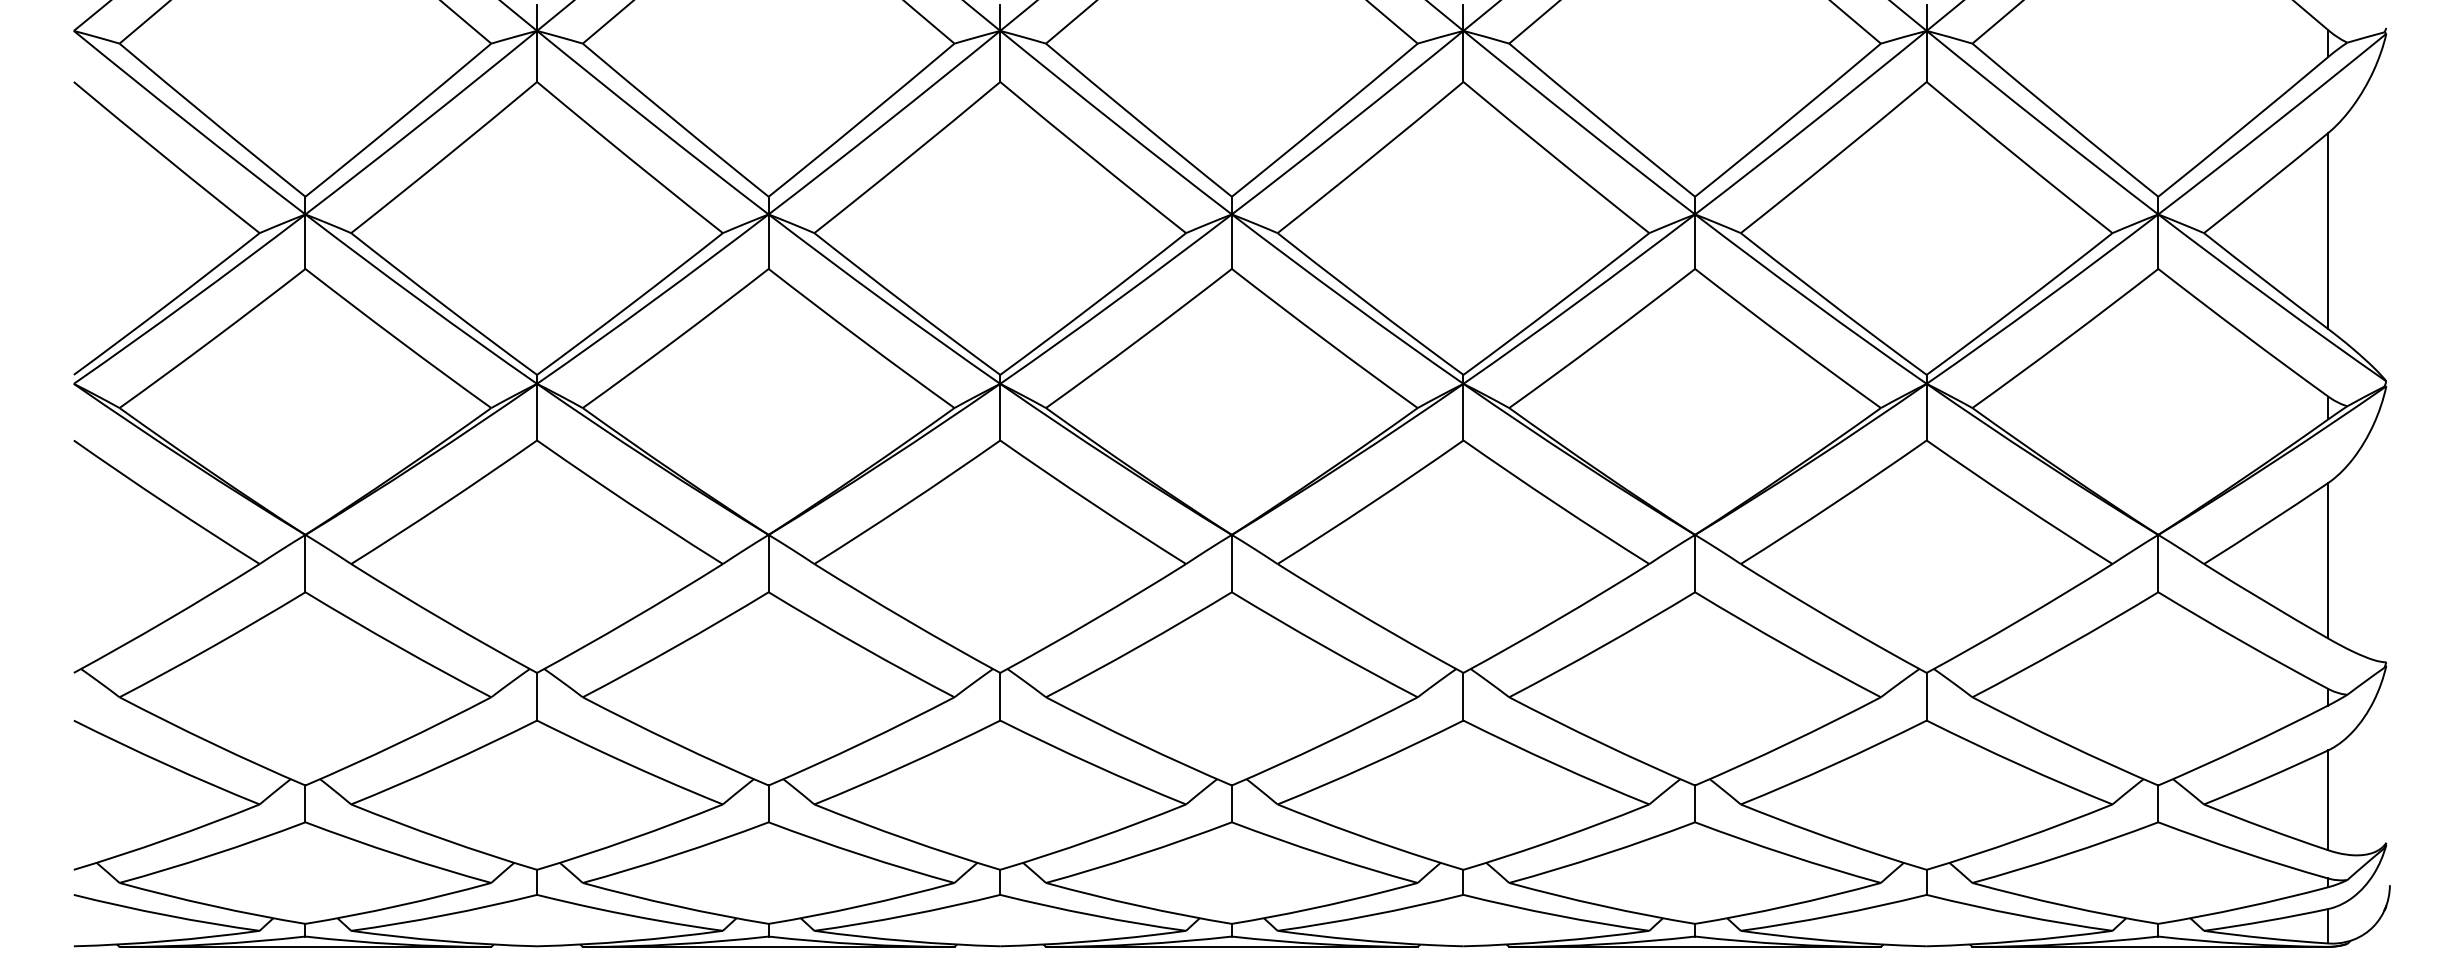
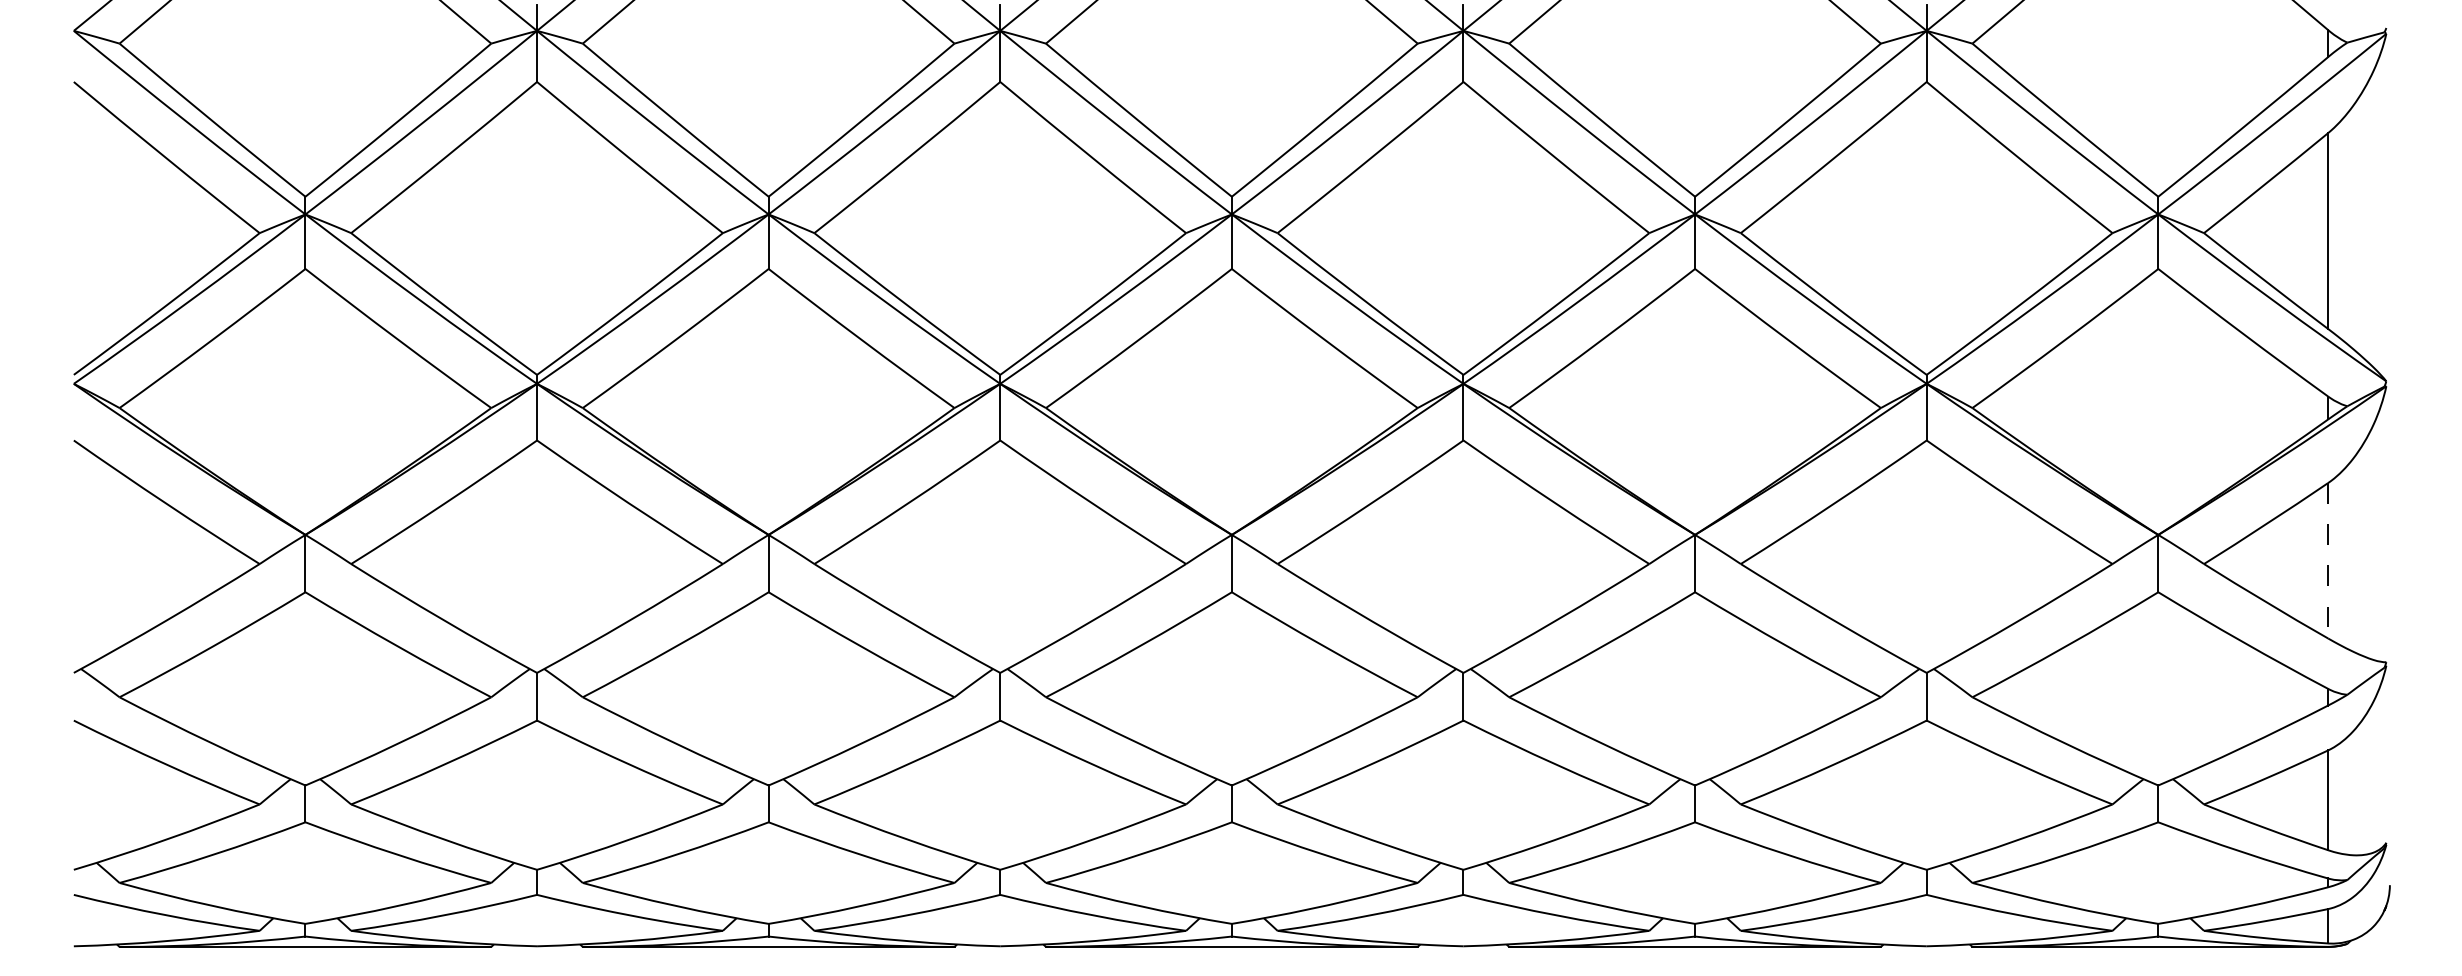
line: solid -> dashed (2328, 560)
